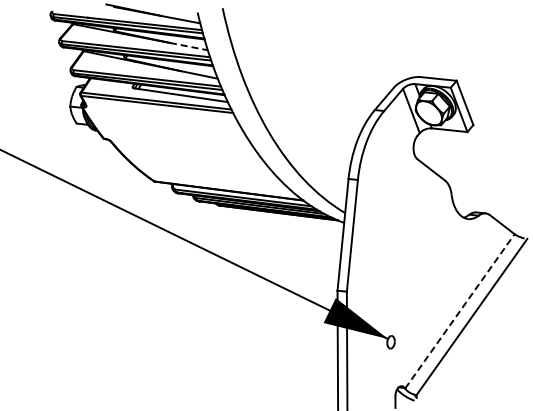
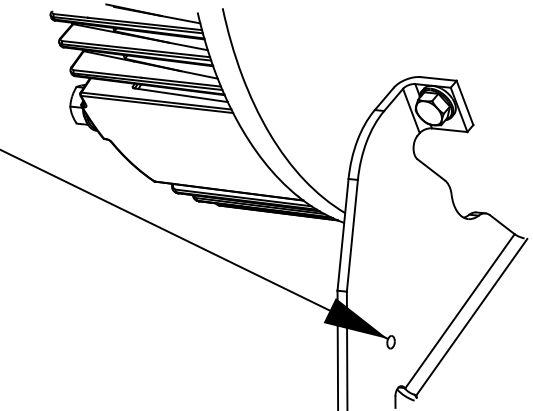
line: dashed -> solid (189, 46)
line: dashed -> solid (459, 311)
